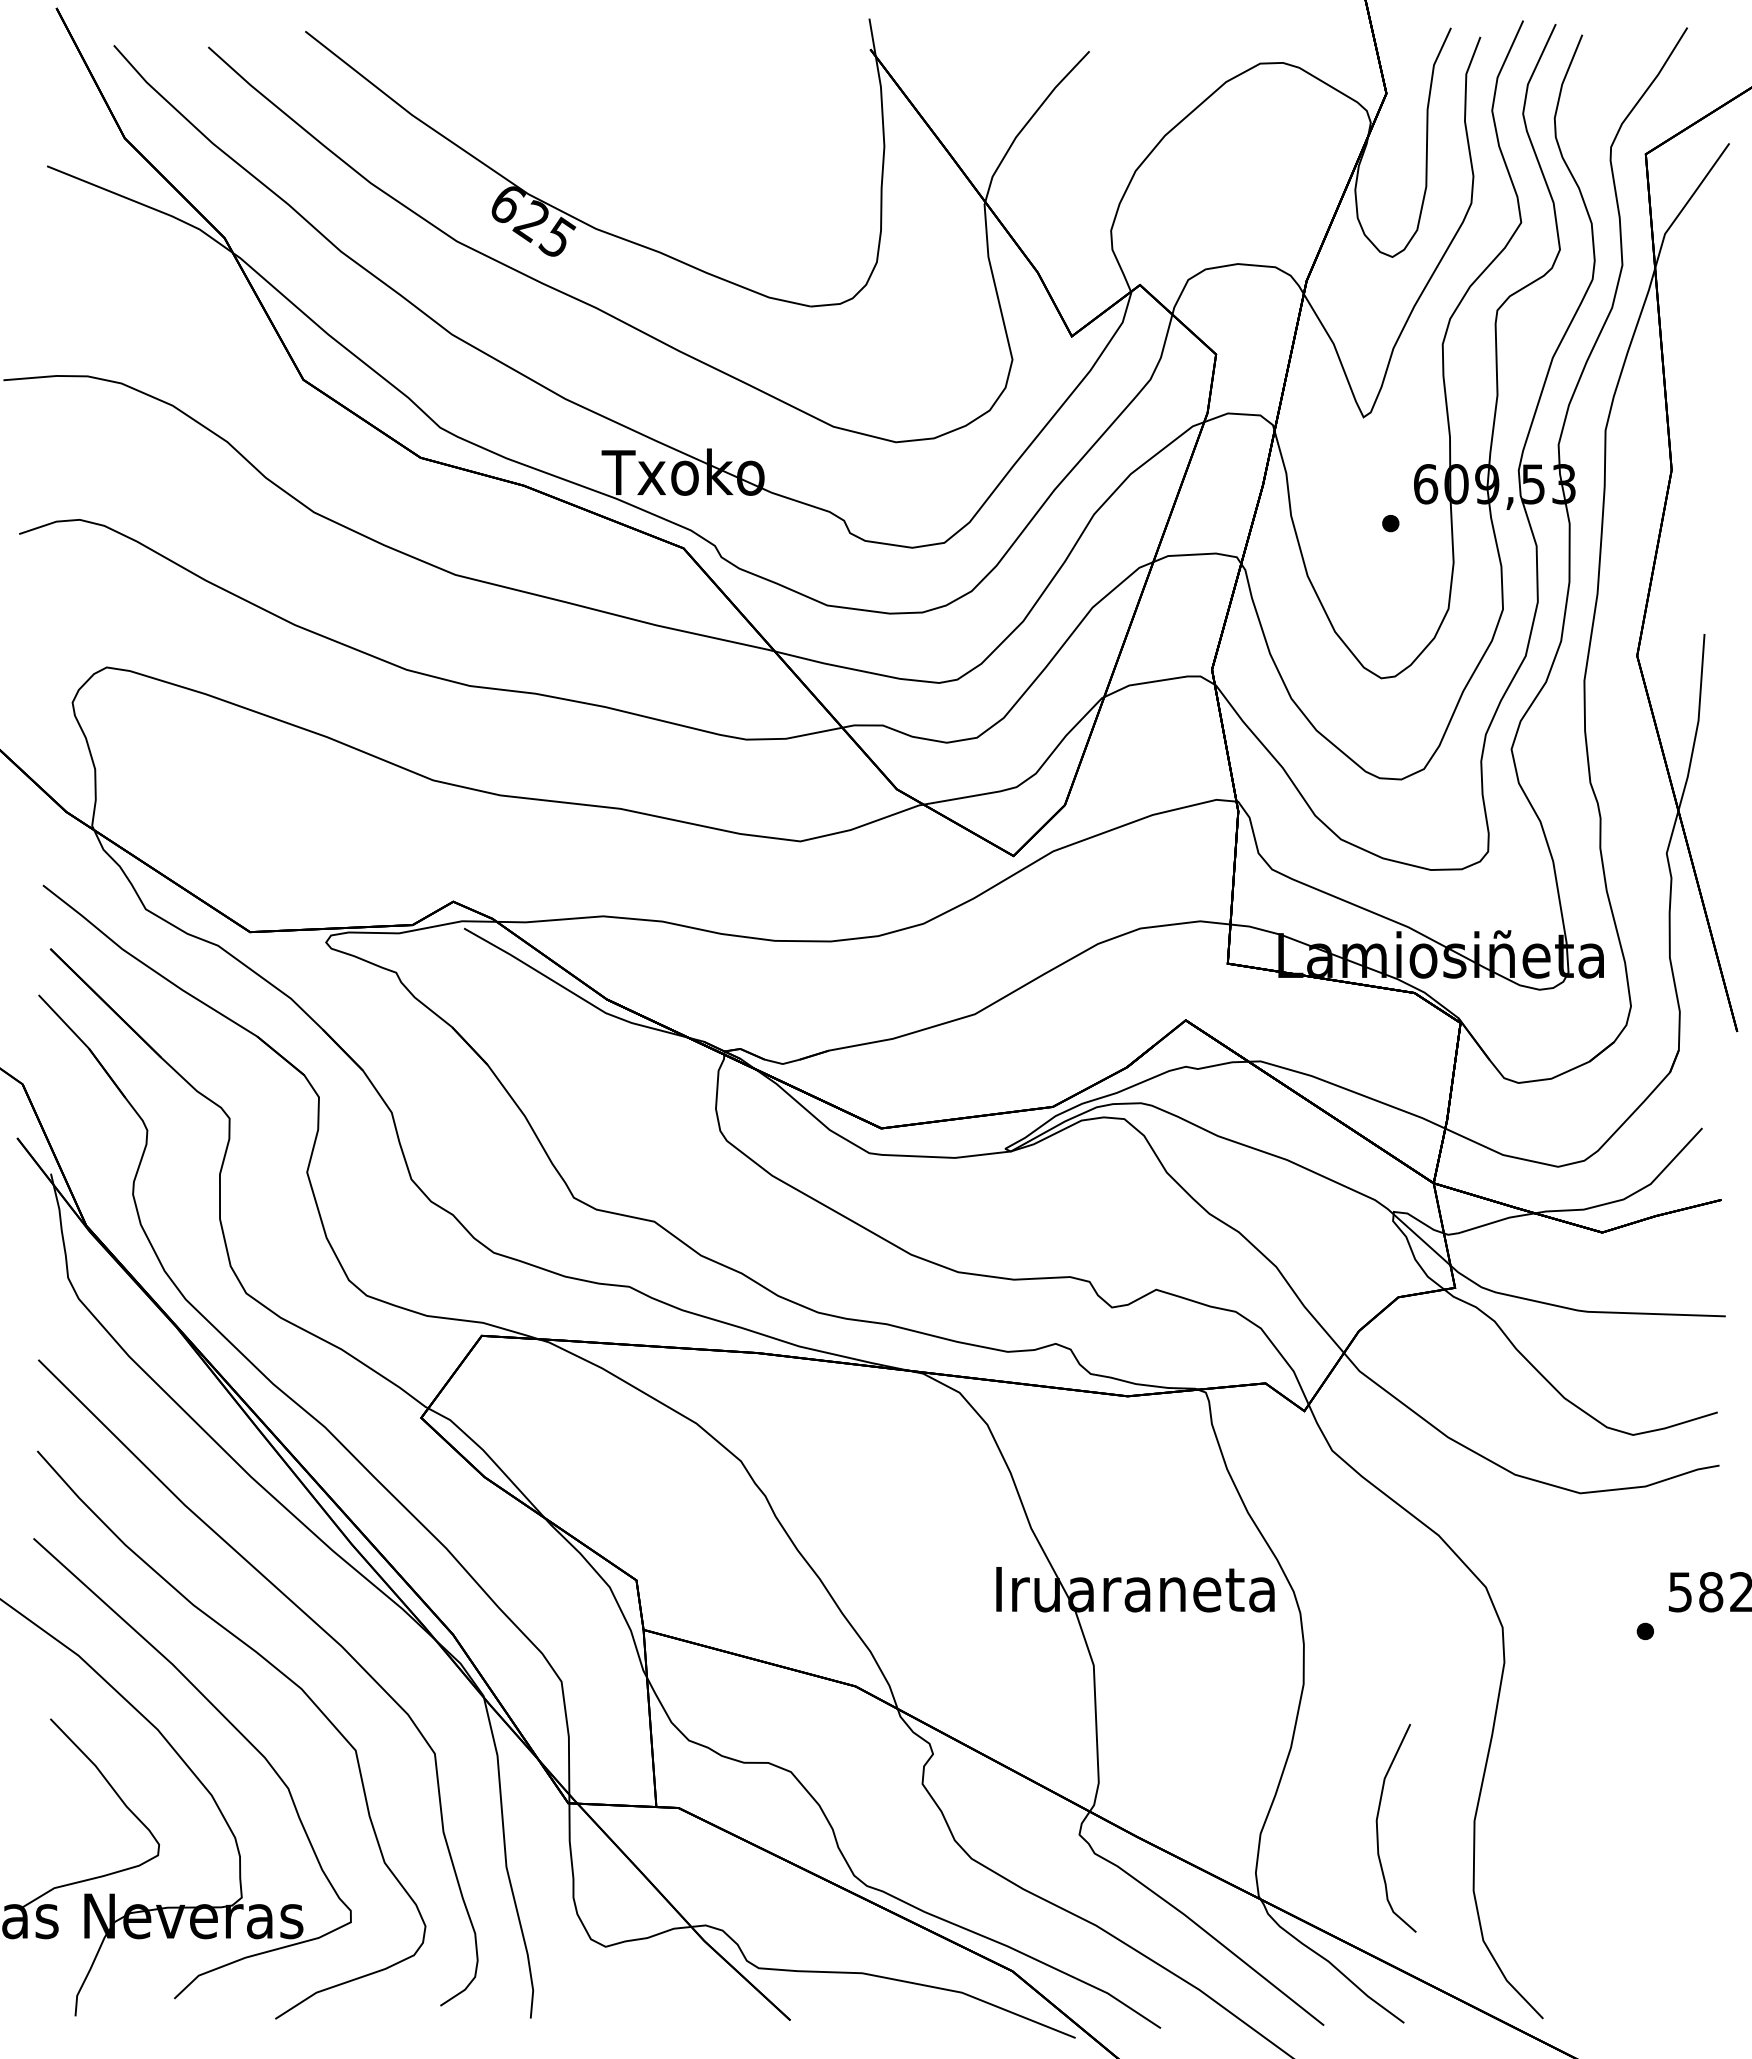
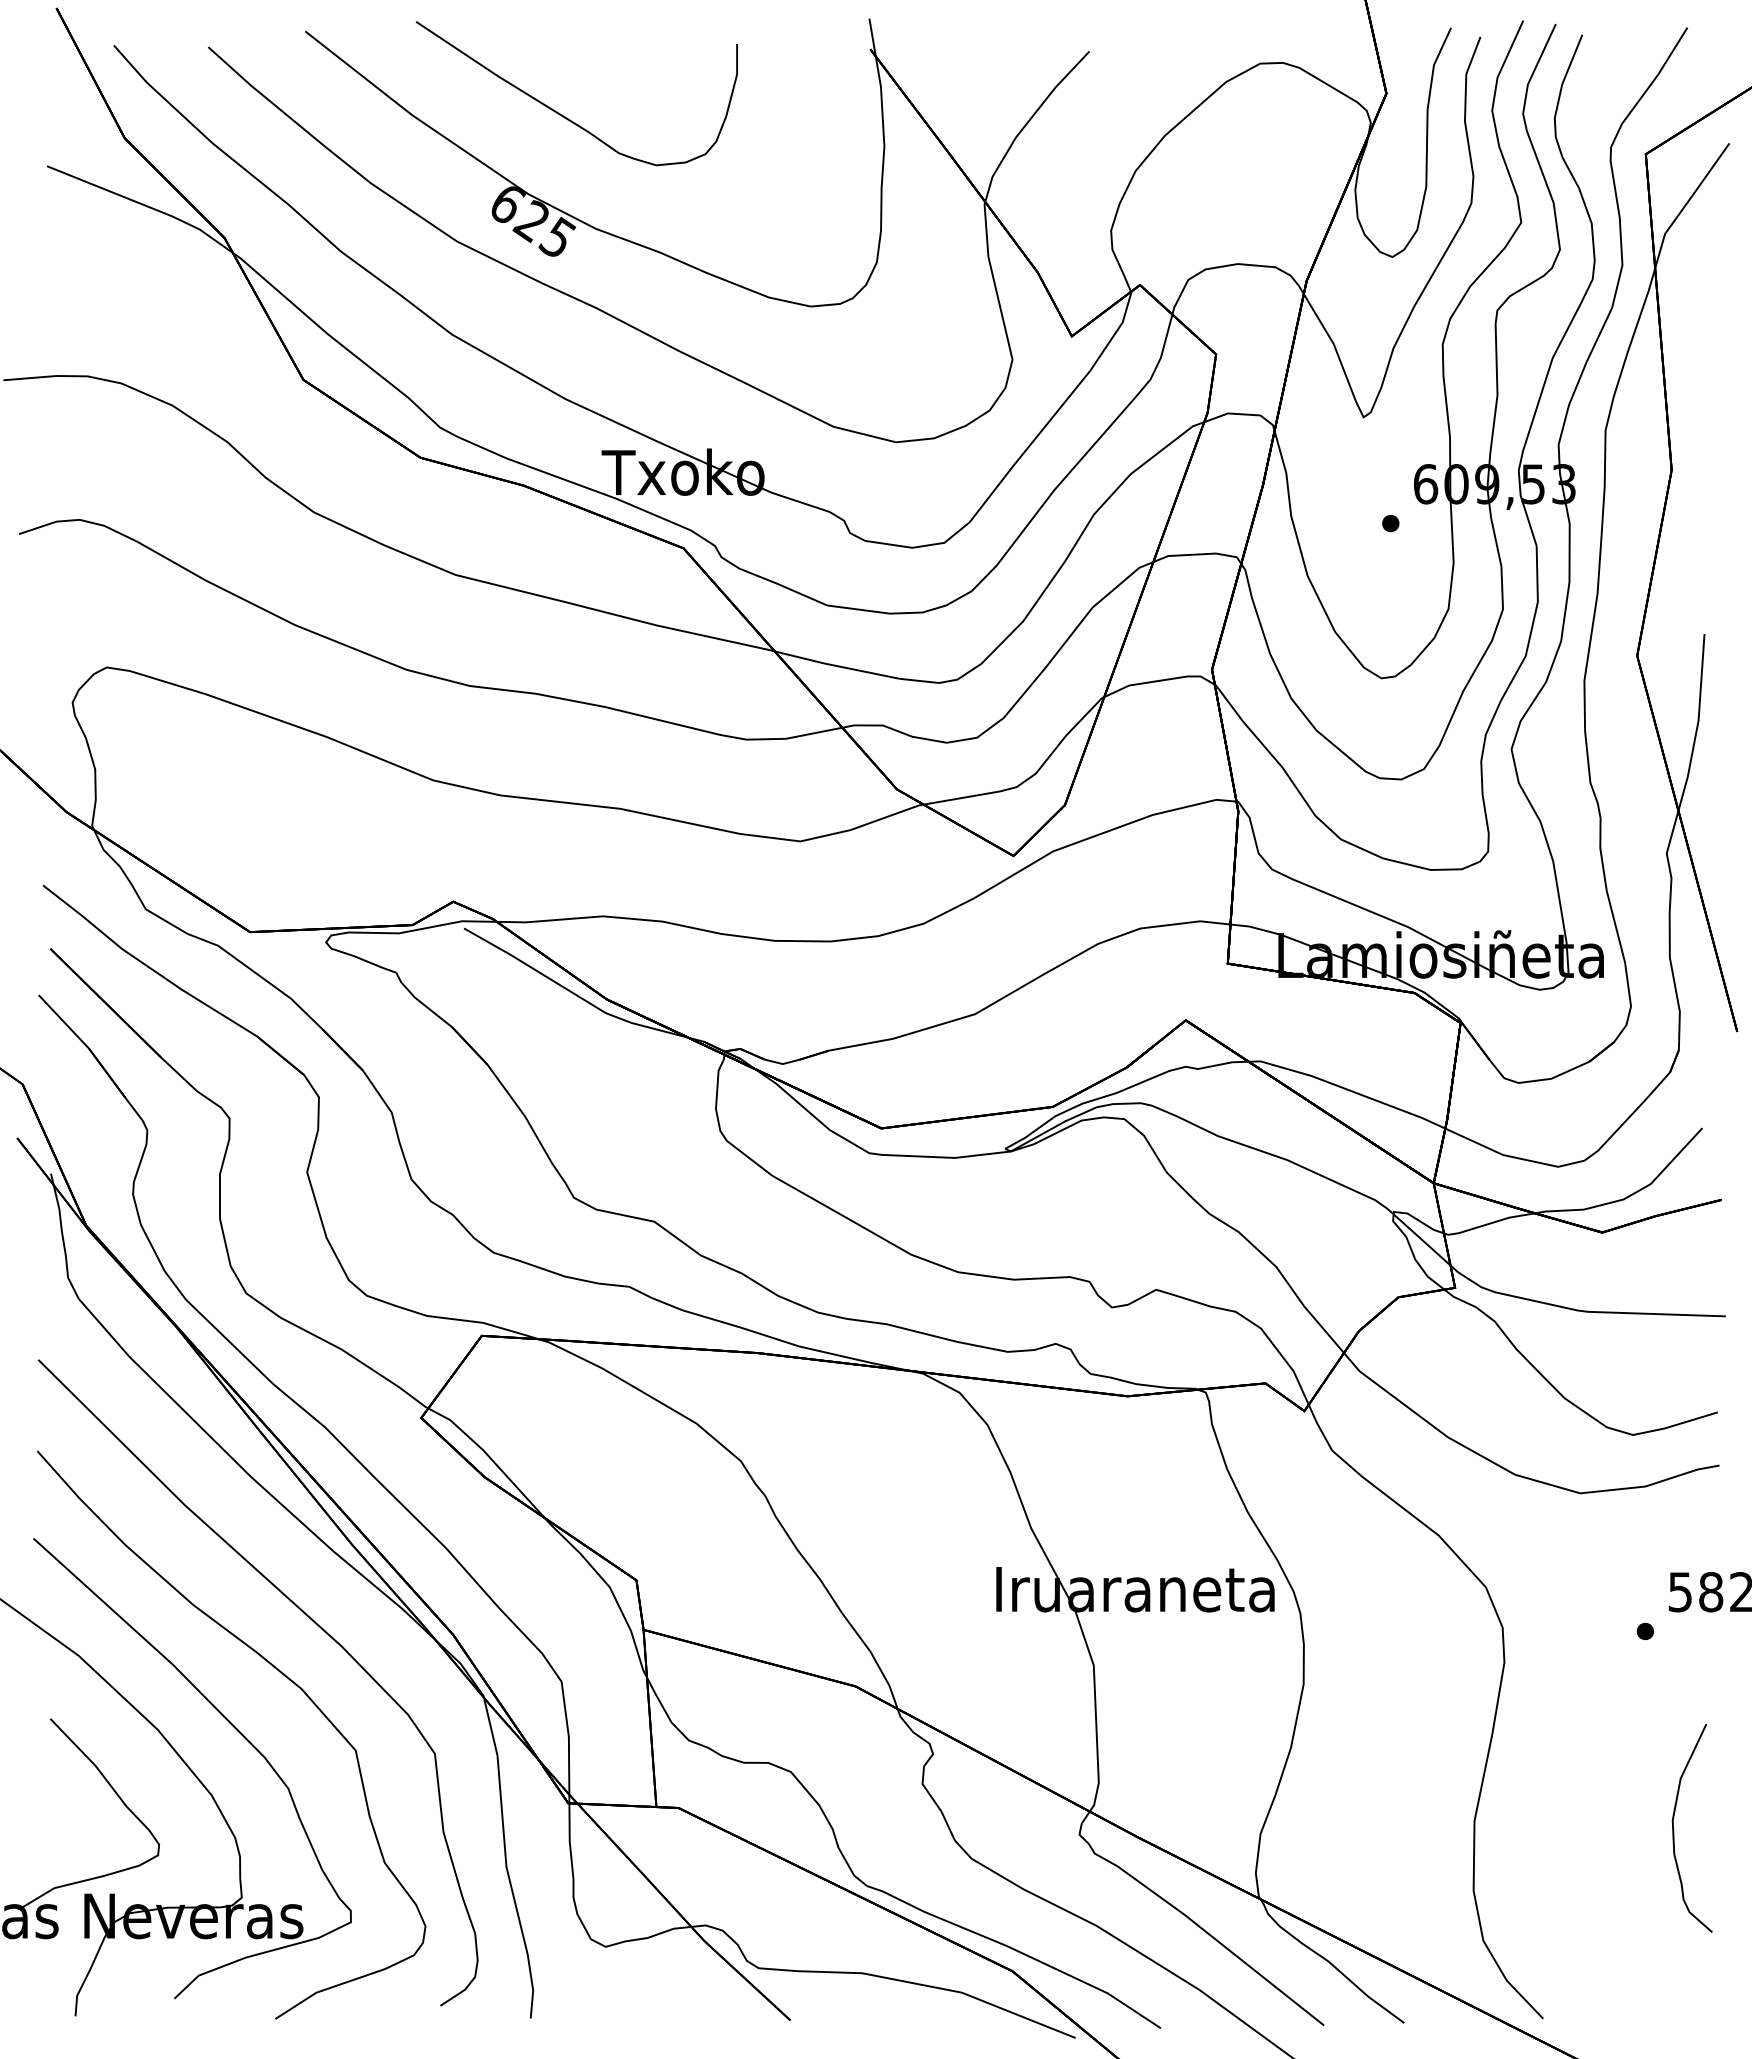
curve: none -> present (562, 114)
curve position: (1378, 1830) -> (1674, 1830) (1674, 1830)
